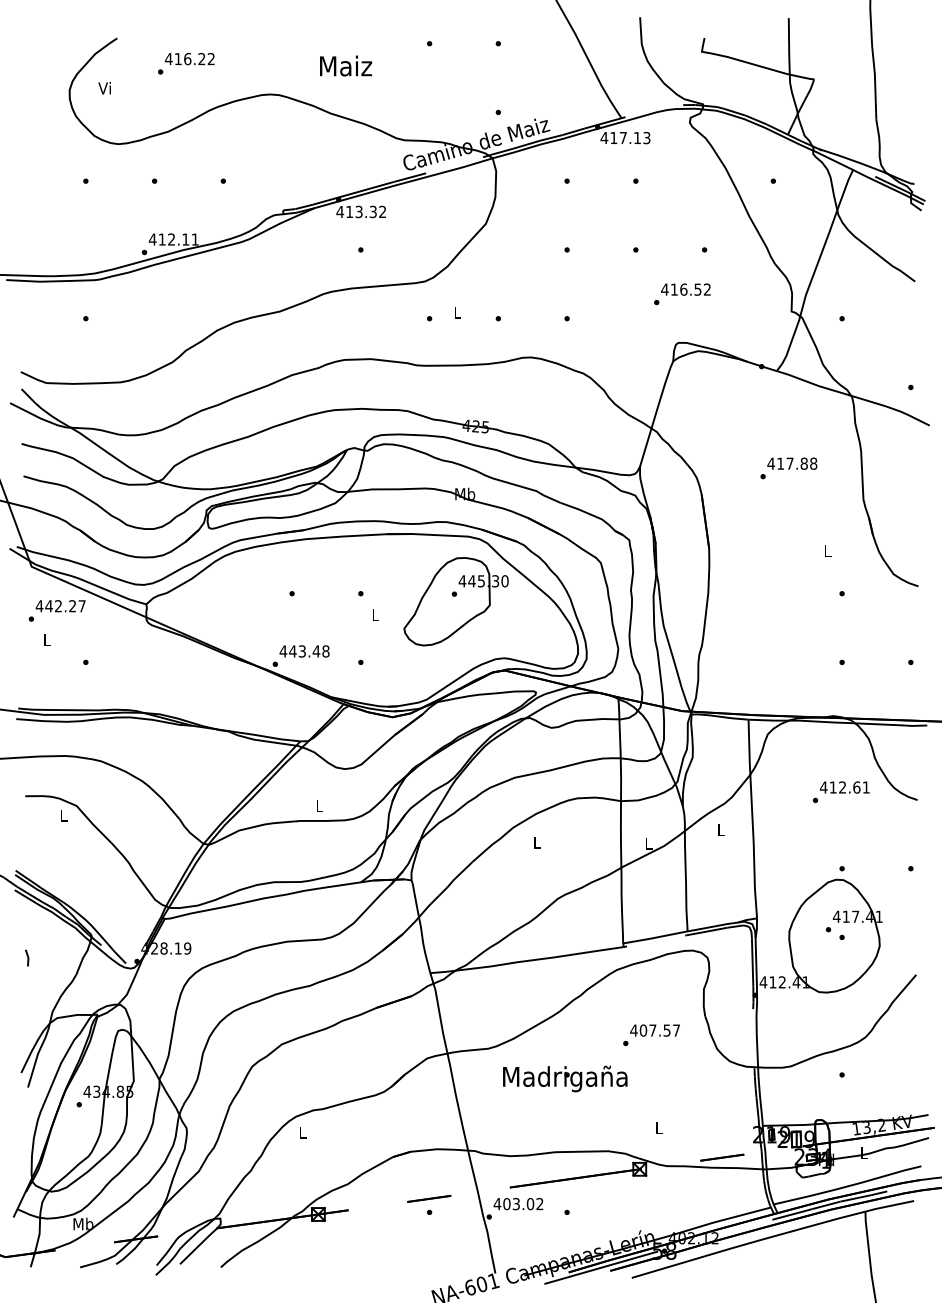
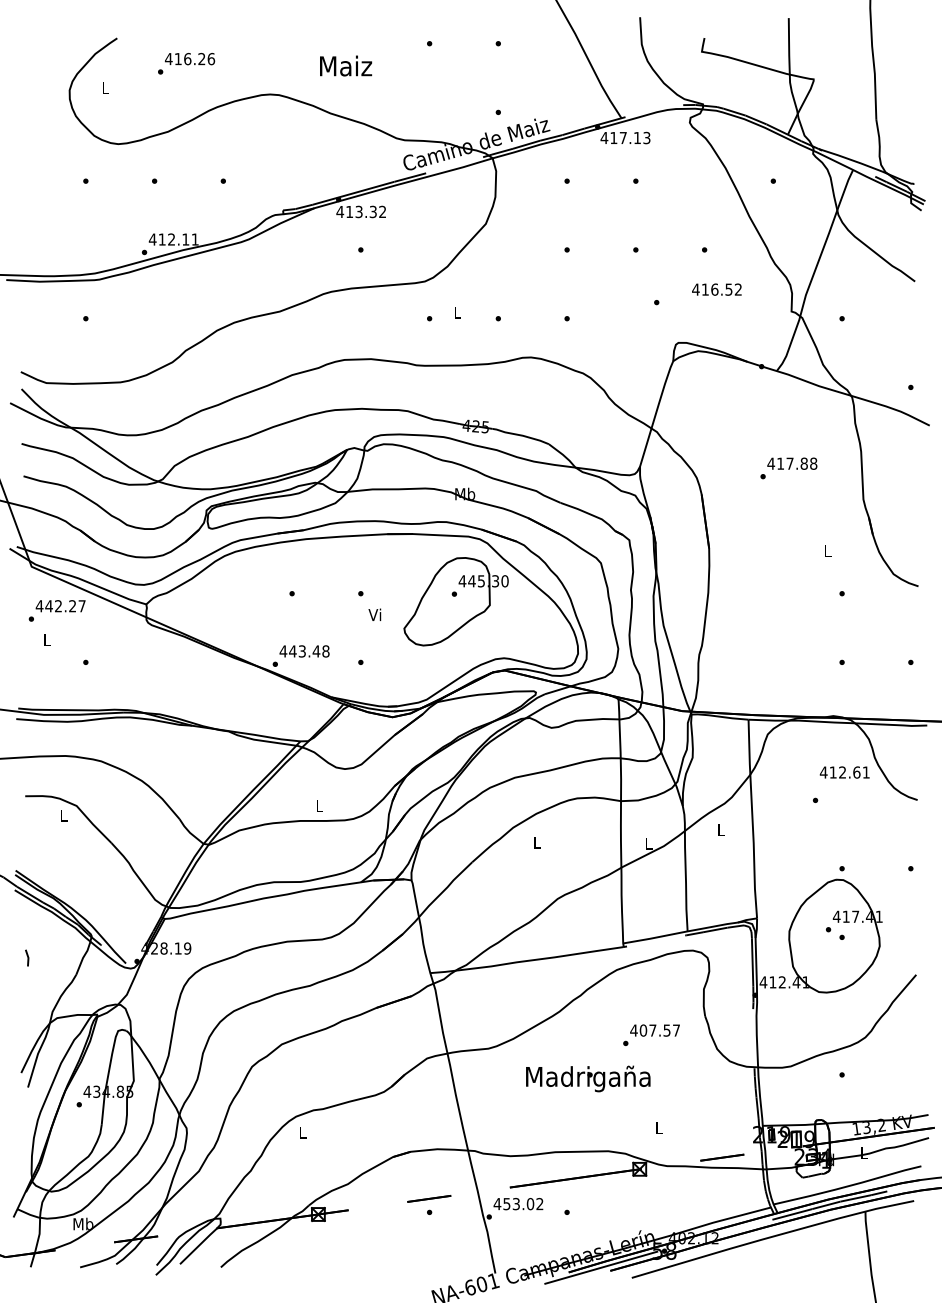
text: 416.22 -> 416.26 (211, 58)
text: Vi -> L (104, 88)
text position: (685, 289) -> (716, 289) (716, 289)
text: L -> Vi (374, 614)
text position: (844, 787) -> (844, 772) (844, 772)
text position: (565, 1078) -> (588, 1078) (588, 1078)
text: 403.02 -> 453.02 (506, 1204)
